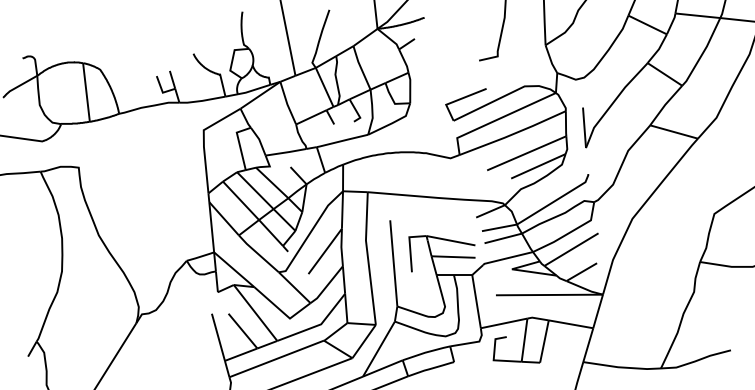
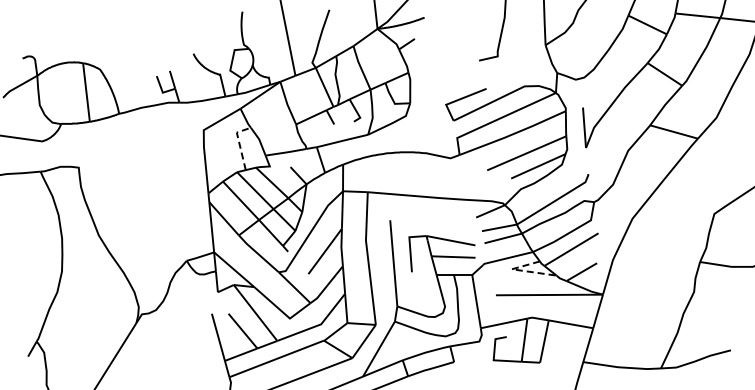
line: solid -> dashed (239, 143)
line: solid -> dashed (519, 270)
